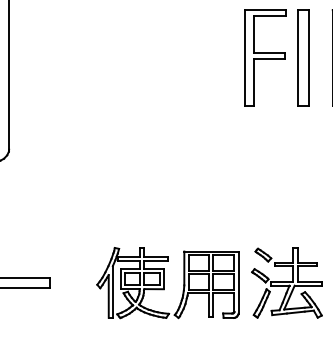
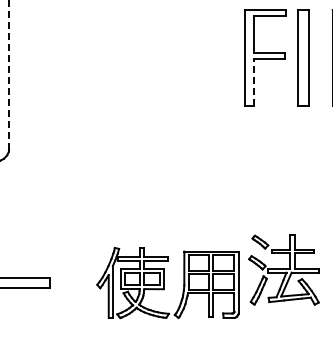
line: solid -> dashed (9, 74)
line: solid -> dashed (253, 82)
part position: (286, 282) -> (283, 269) (283, 269)
